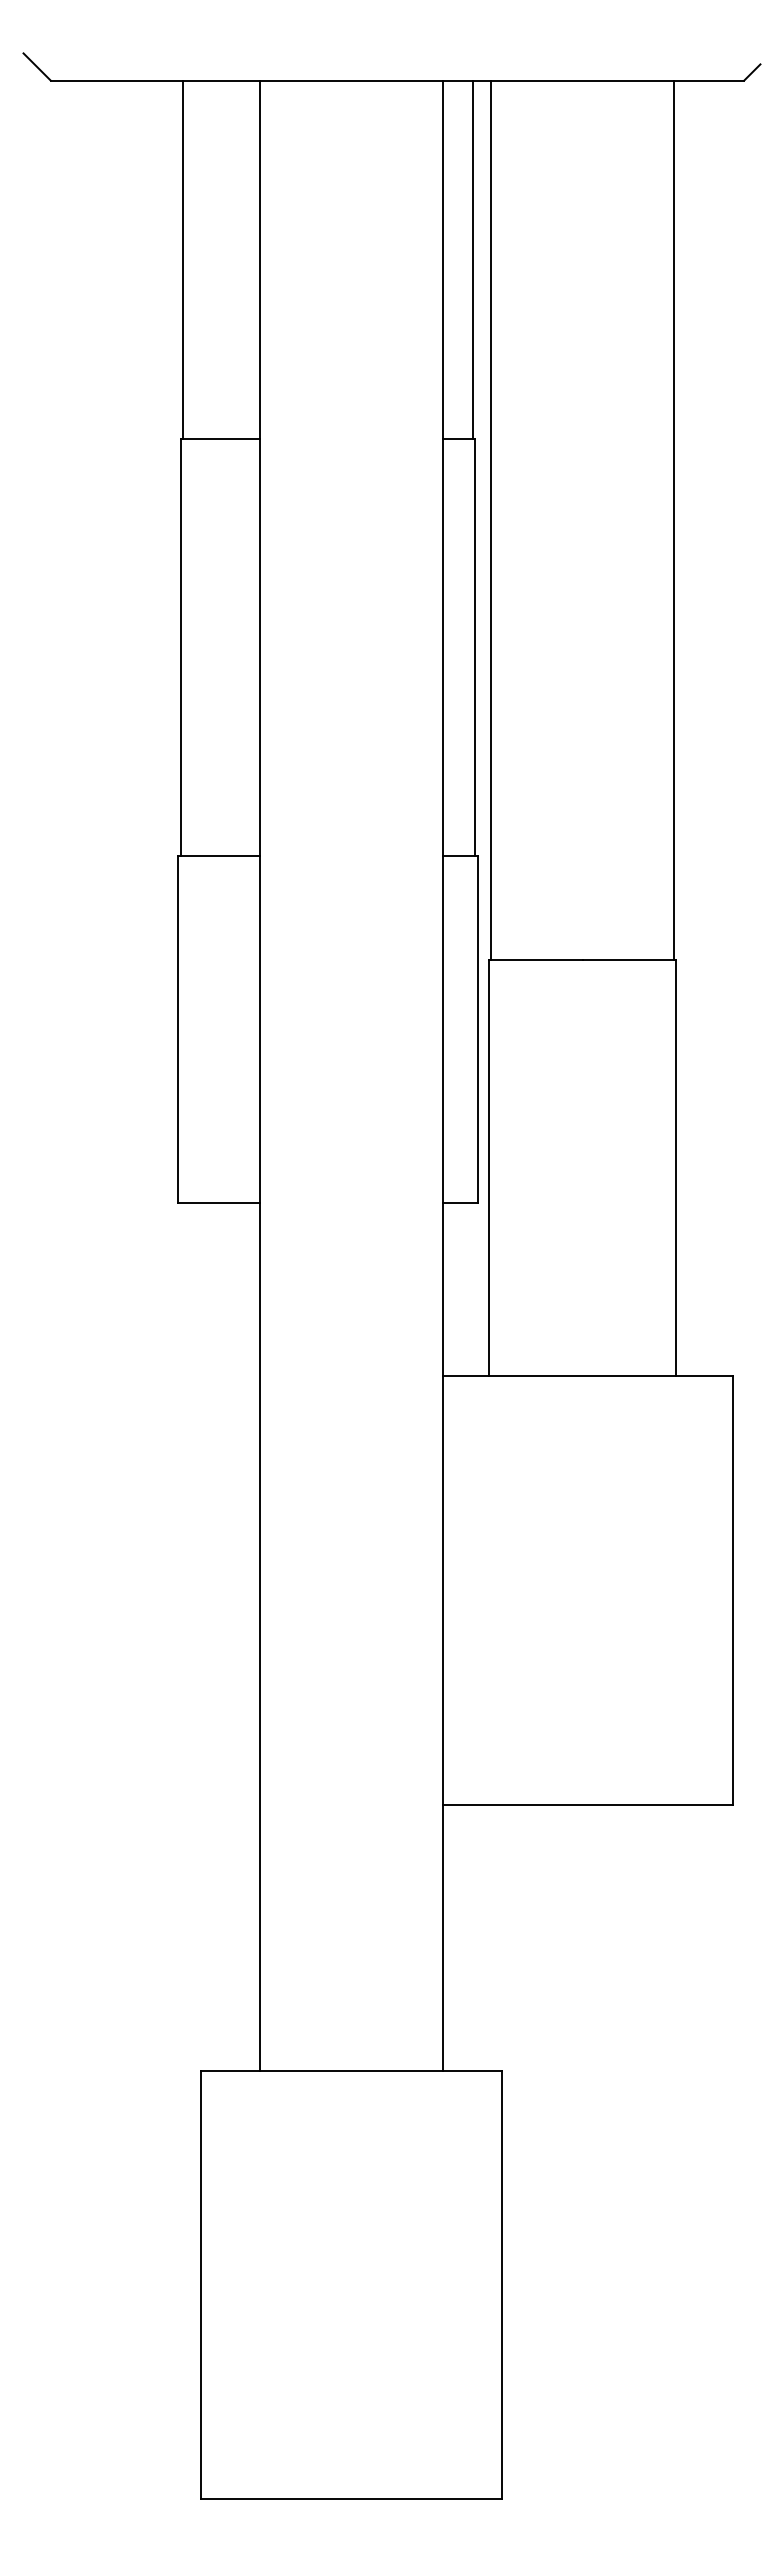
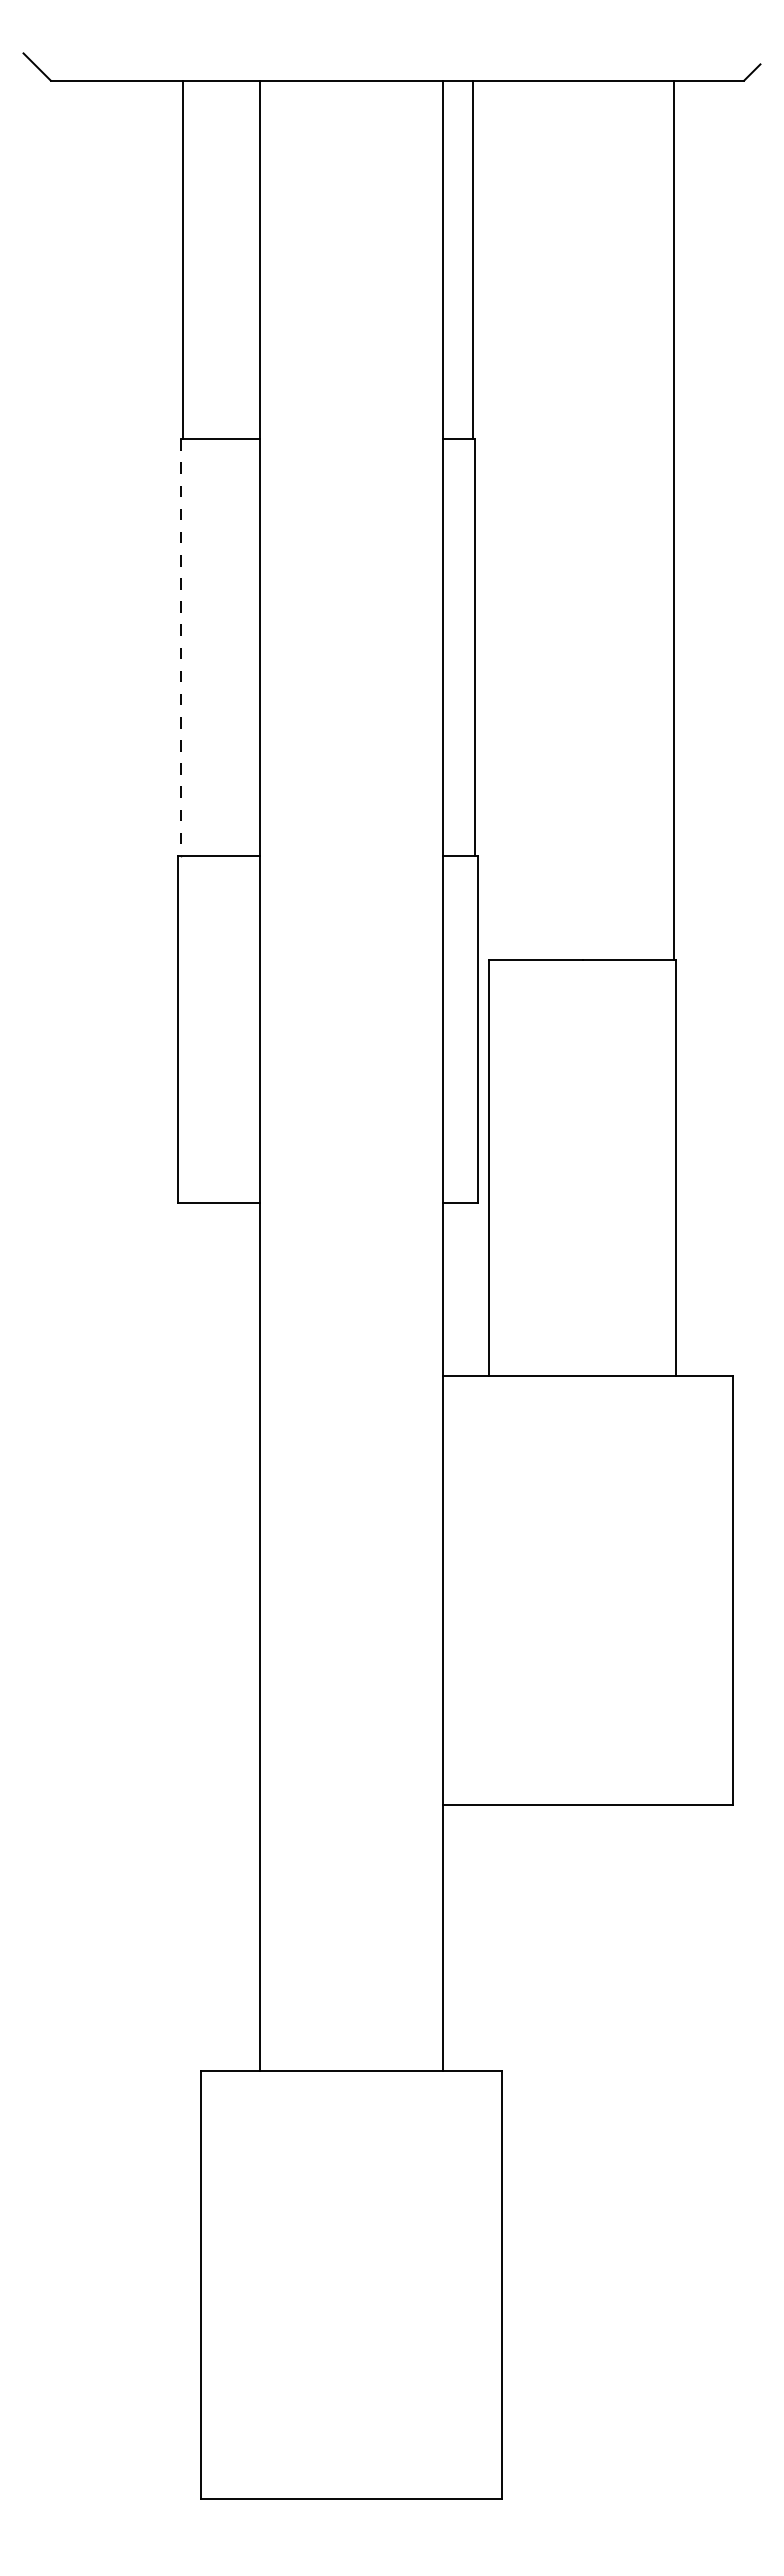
line: present -> none (491, 519)
line: solid -> dashed (181, 648)
